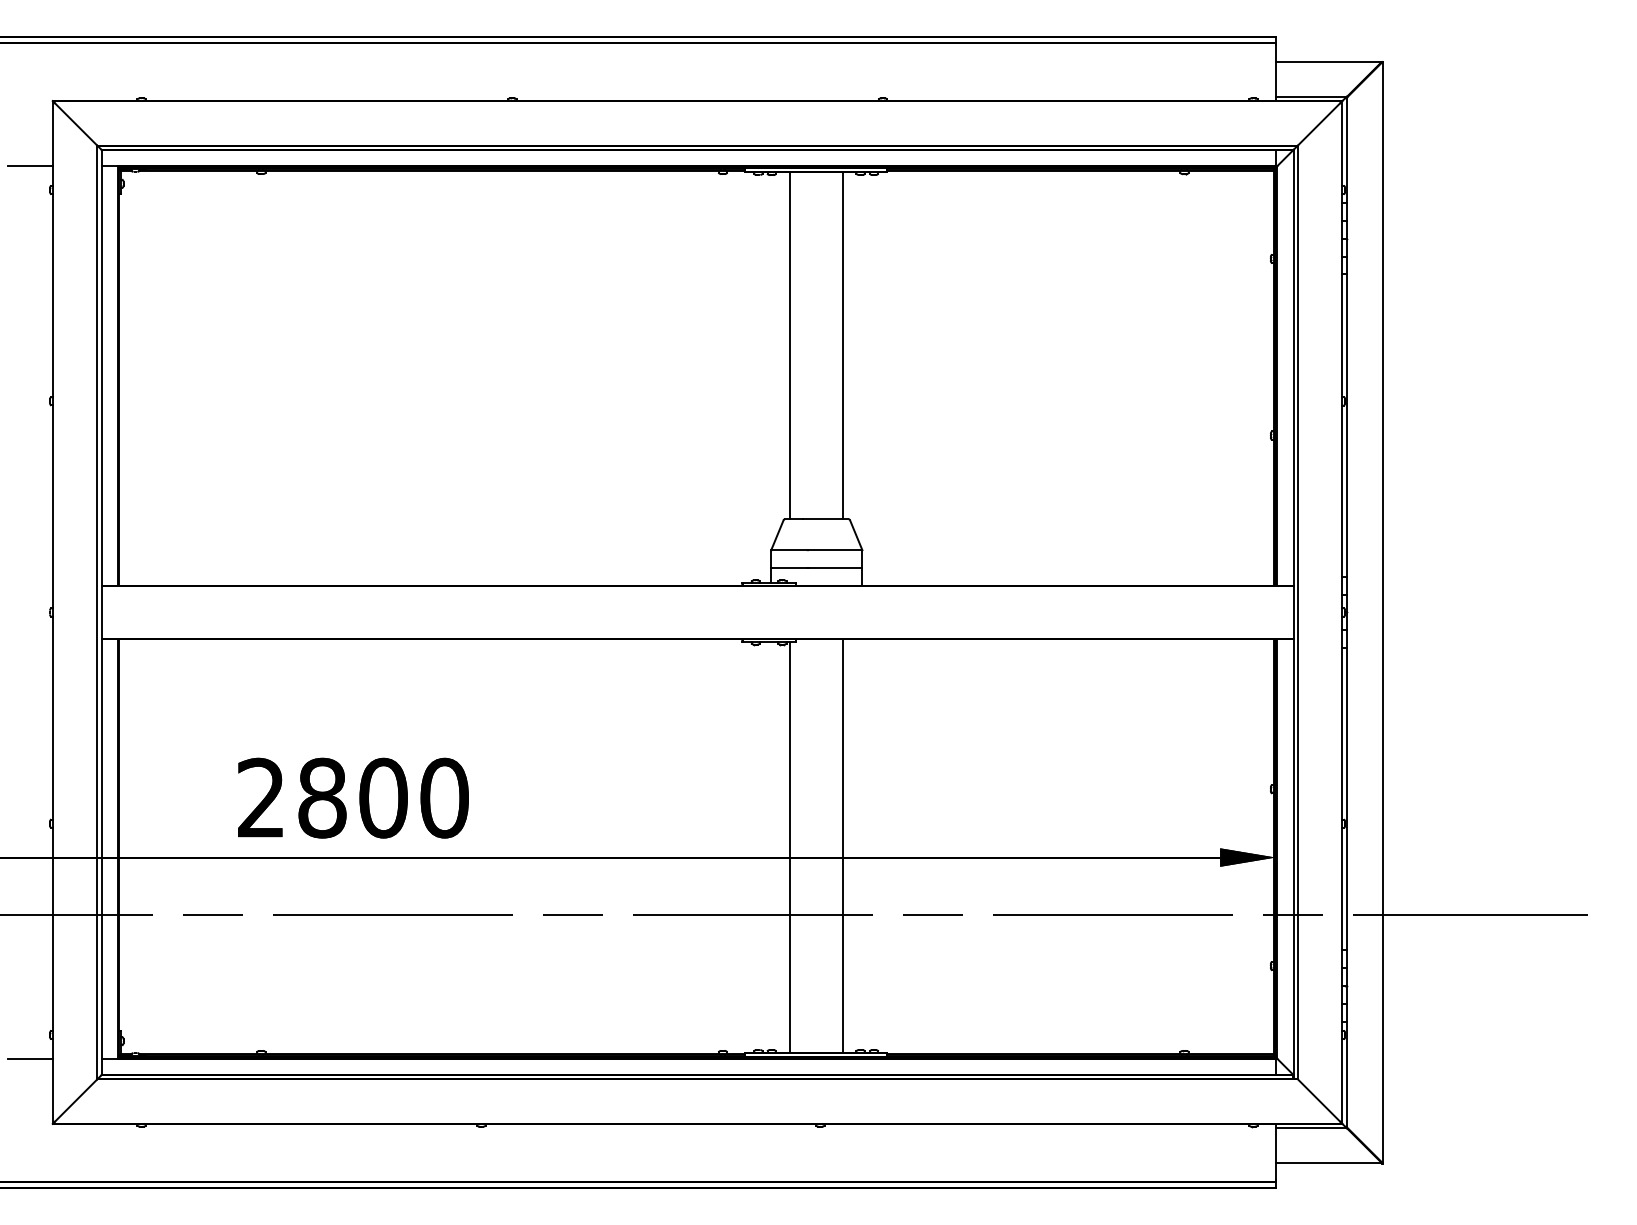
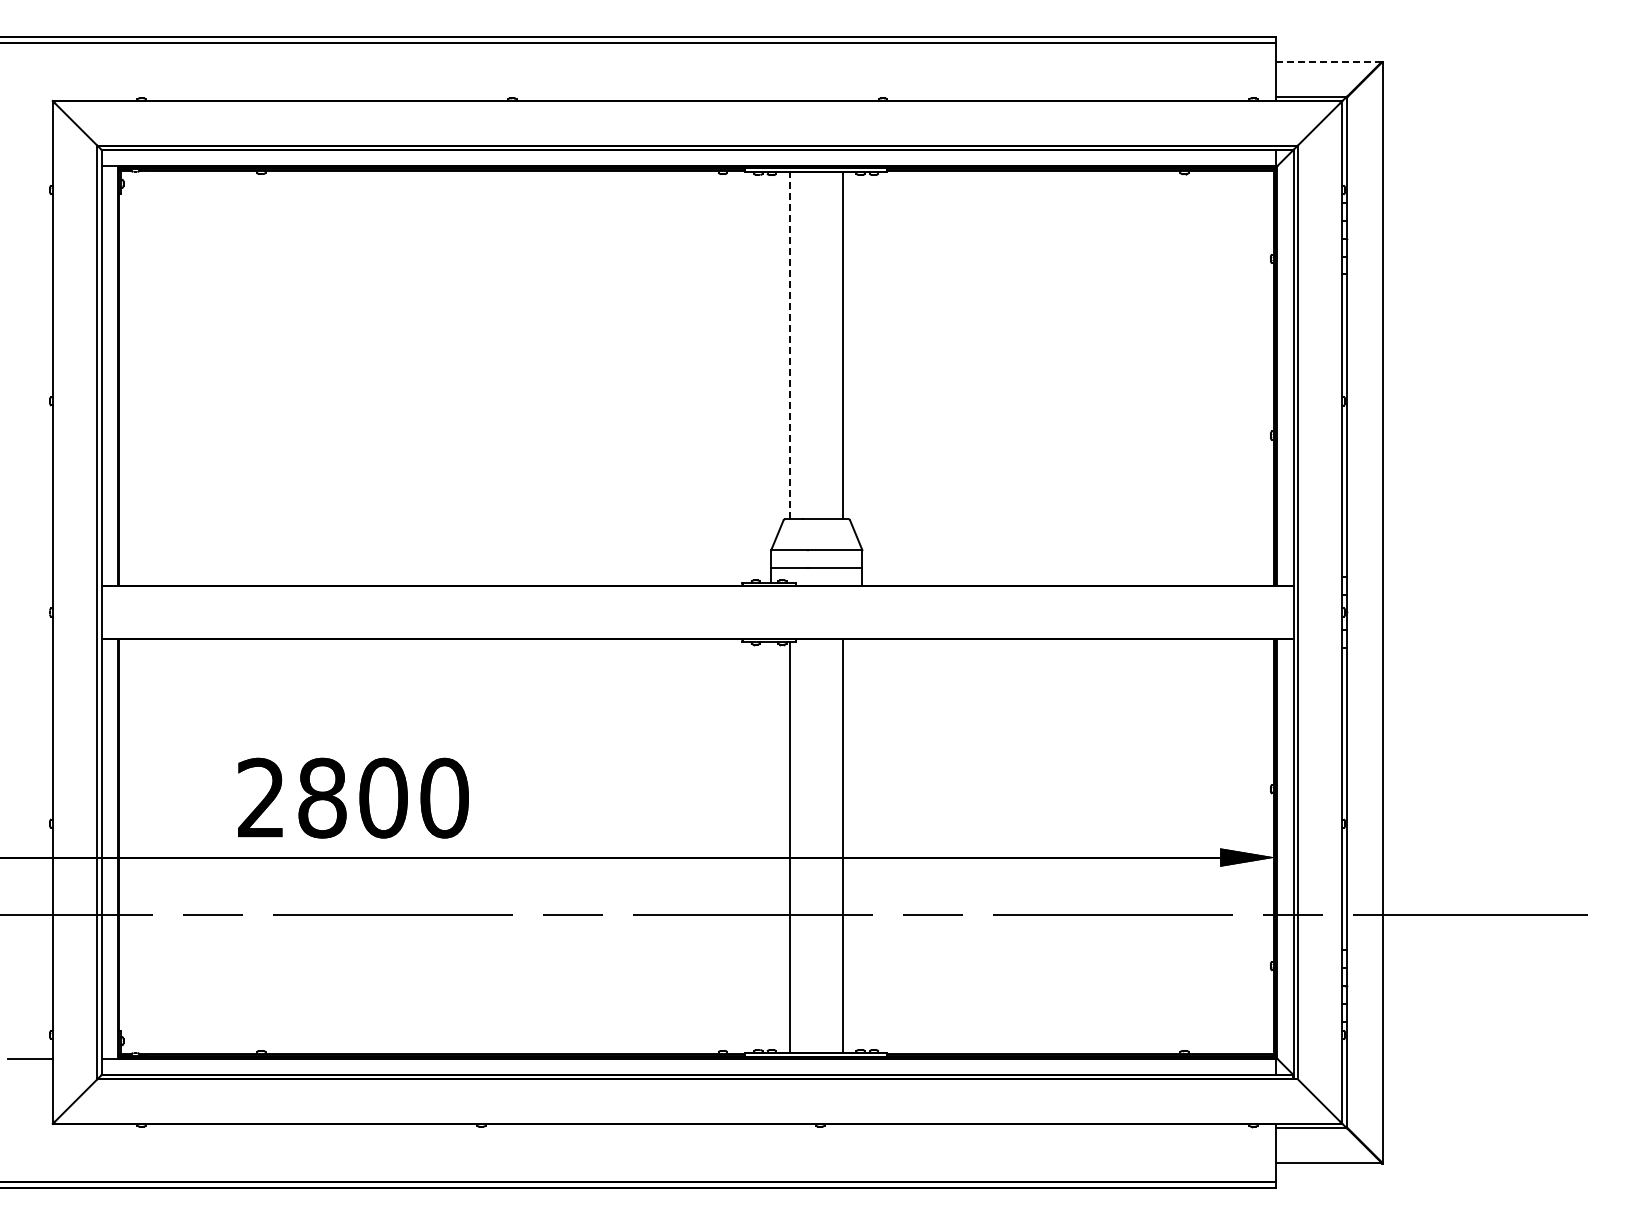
line: solid -> dashed (1329, 61)
line: present -> none (30, 166)
line: solid -> dashed (789, 345)
